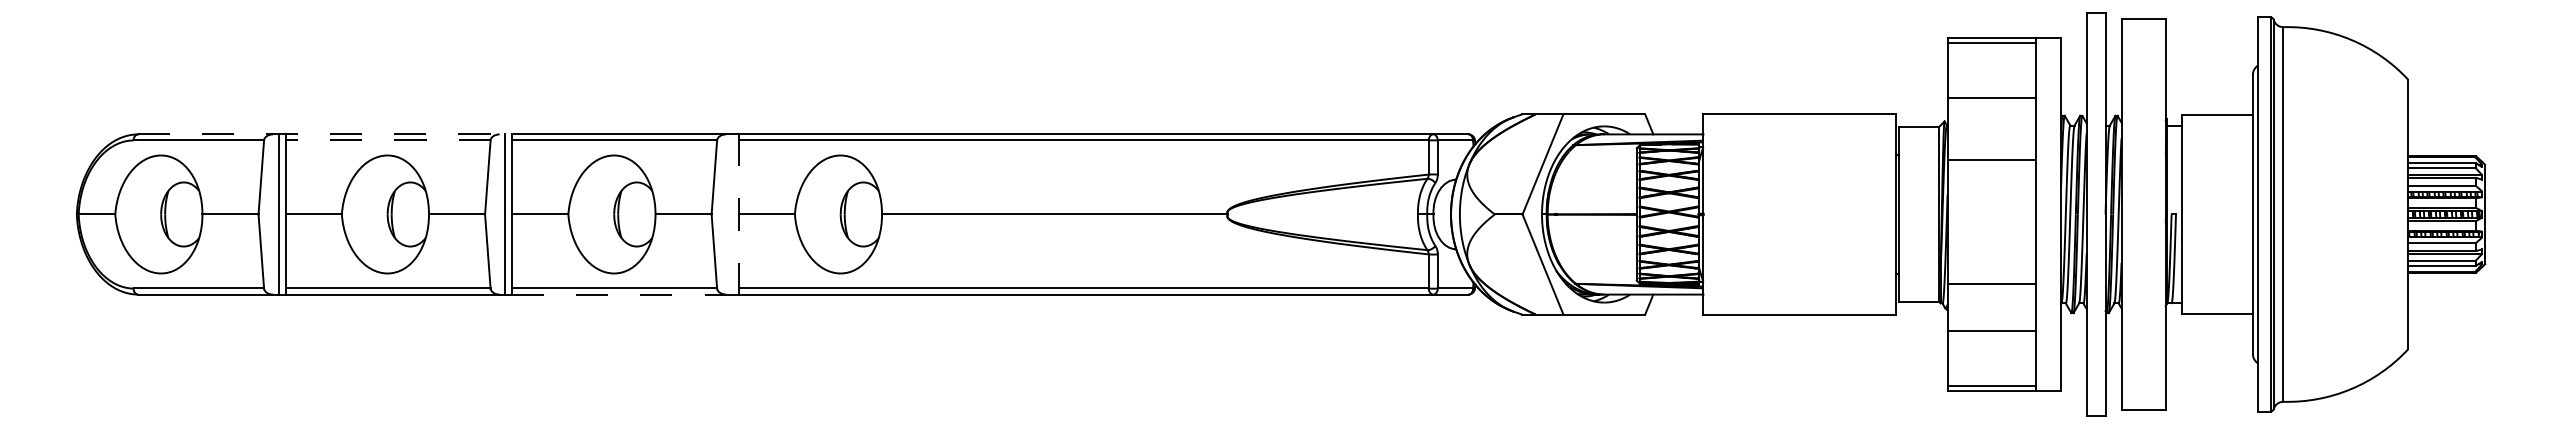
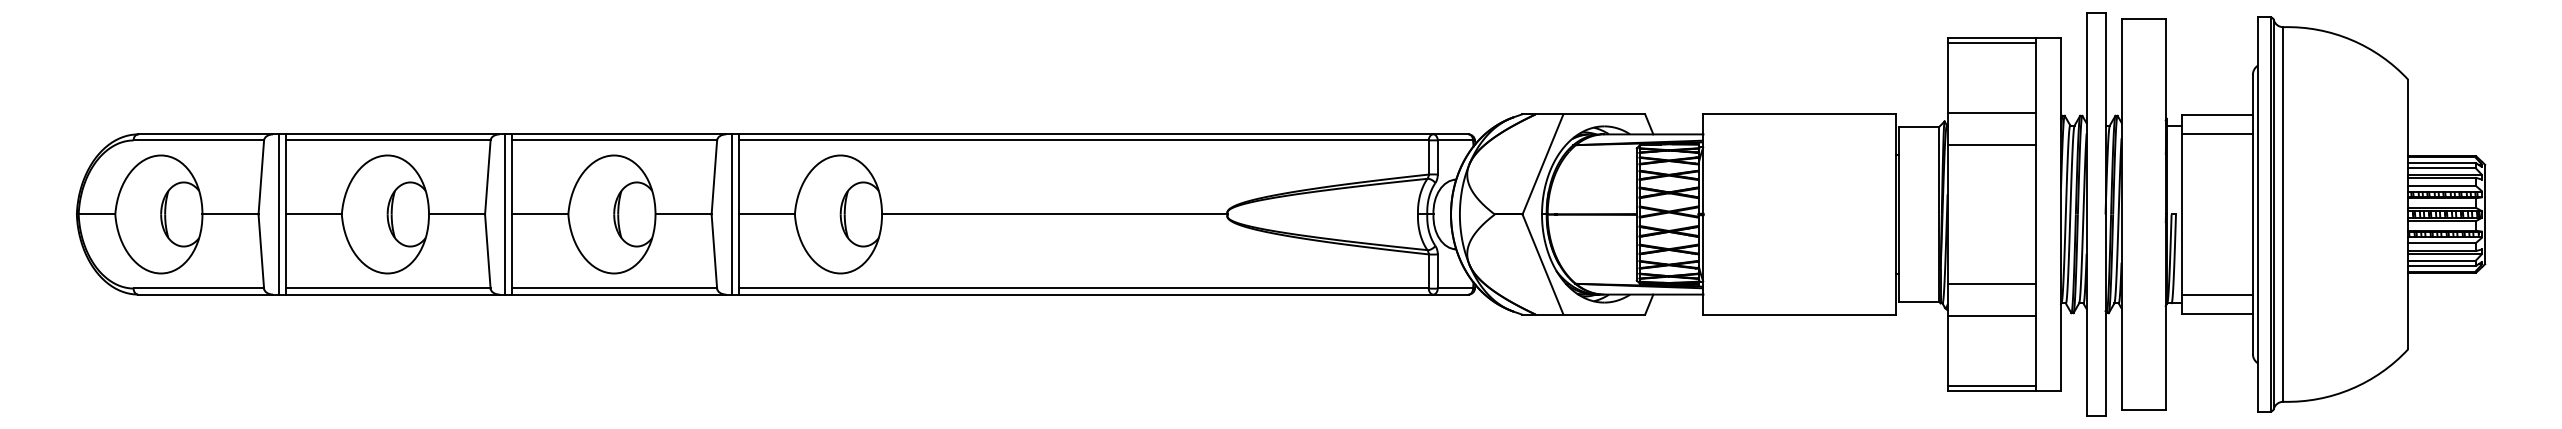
line position: (1991, 97) -> (1991, 112) (1991, 112)
line: dashed -> solid (325, 134)
line: none -> present (2216, 134)
line: dashed -> solid (387, 140)
line position: (1991, 160) -> (1991, 145) (1991, 145)
line: none -> present (732, 214)
line: dashed -> solid (738, 214)
line: dashed -> solid (619, 294)
line: none -> present (2216, 294)
line position: (1991, 331) -> (1991, 316) (1991, 316)
